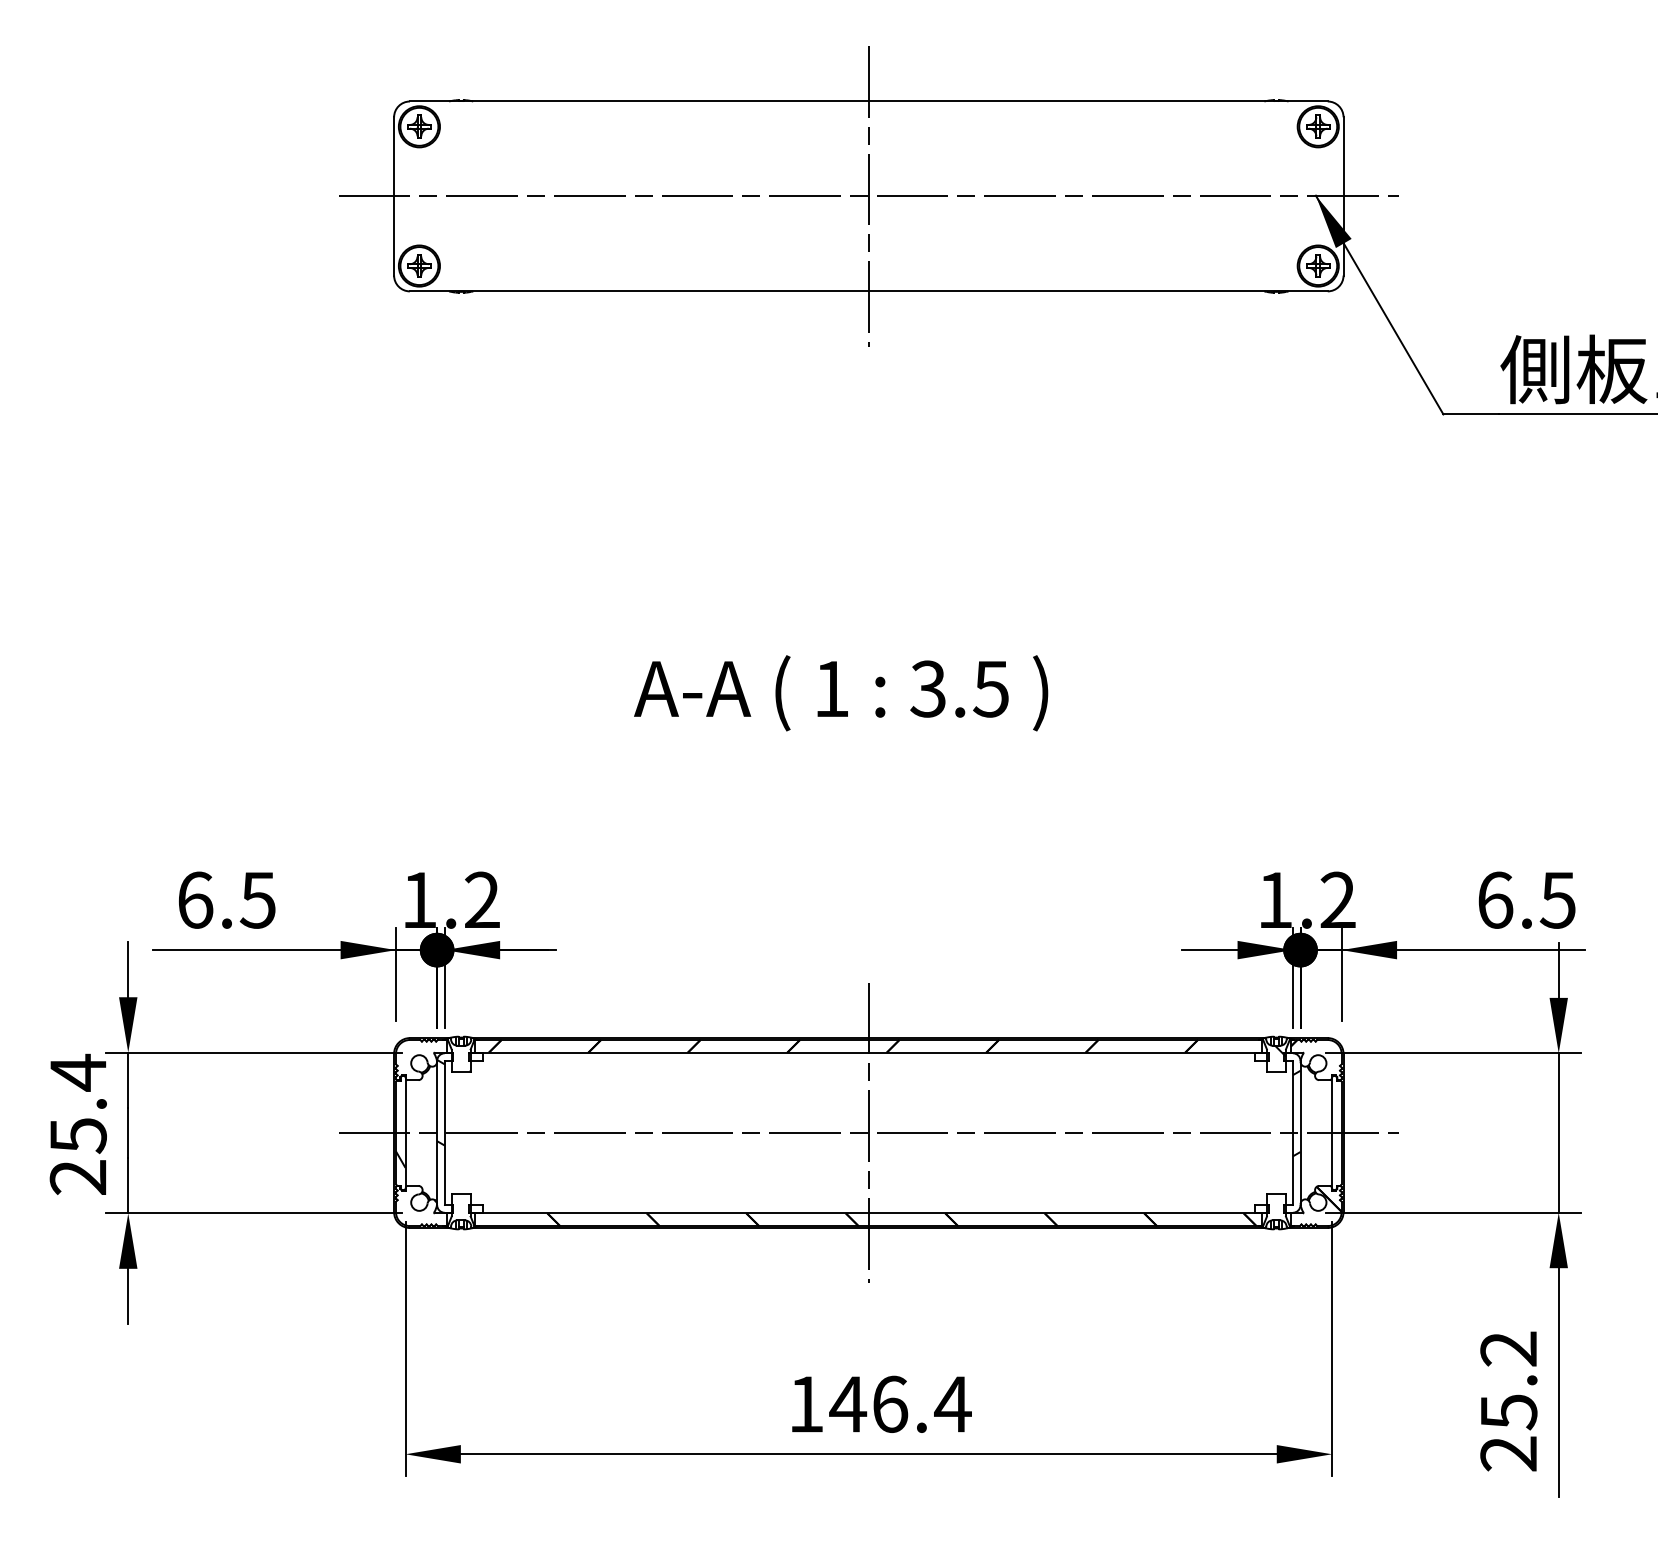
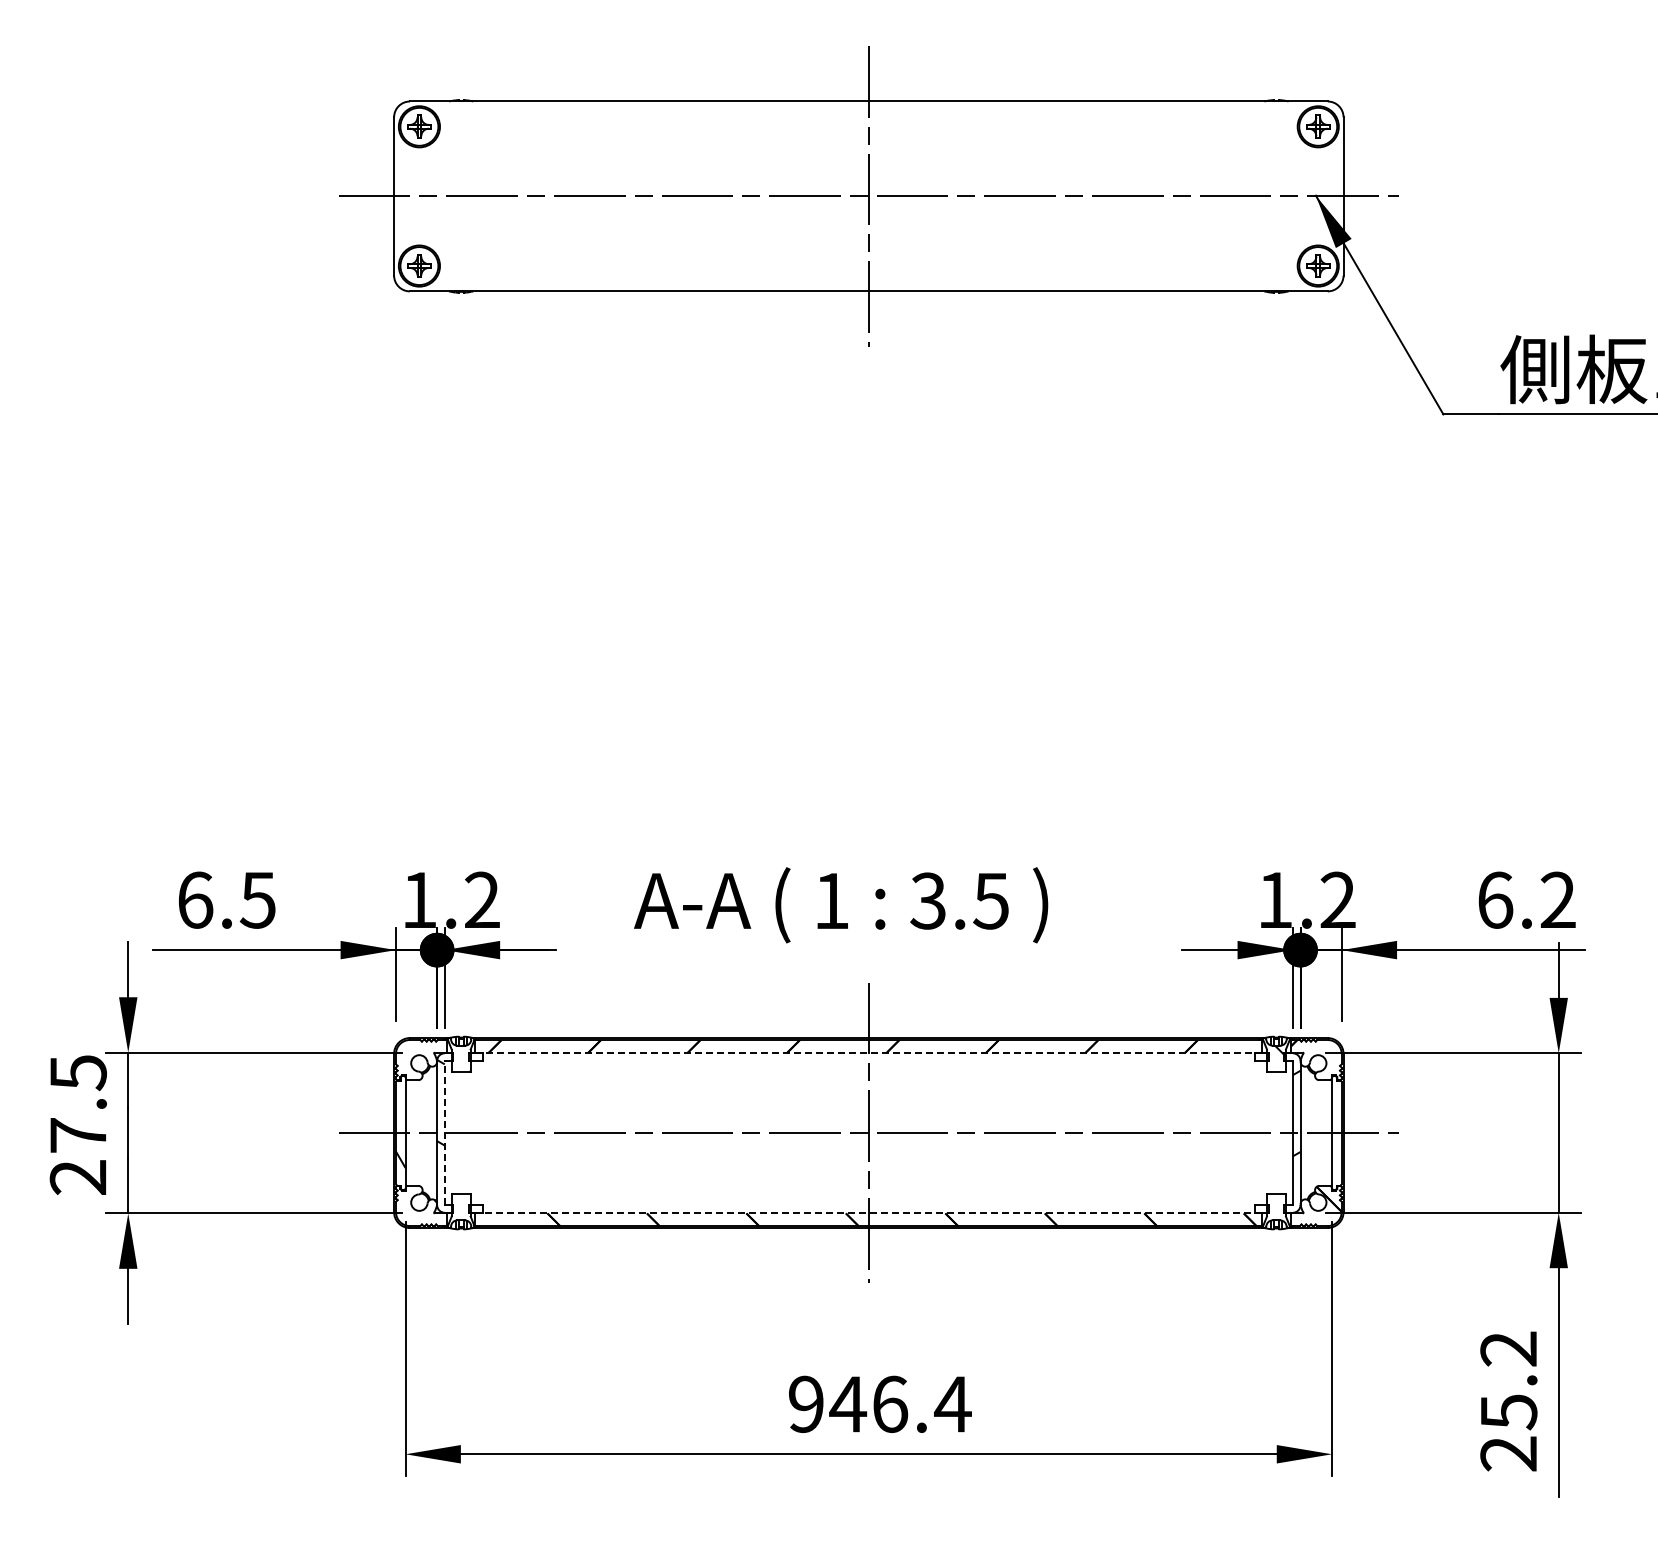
text position: (841, 693) -> (841, 905) (841, 905)
text: 6.5 -> 6.2 (1557, 899)
line: solid -> dashed (869, 1052)
text: 25.4 -> 27.5 (78, 1103)
line: solid -> dashed (444, 1132)
line: solid -> dashed (868, 1213)
text: 146.4 -> 946.4 (806, 1403)
